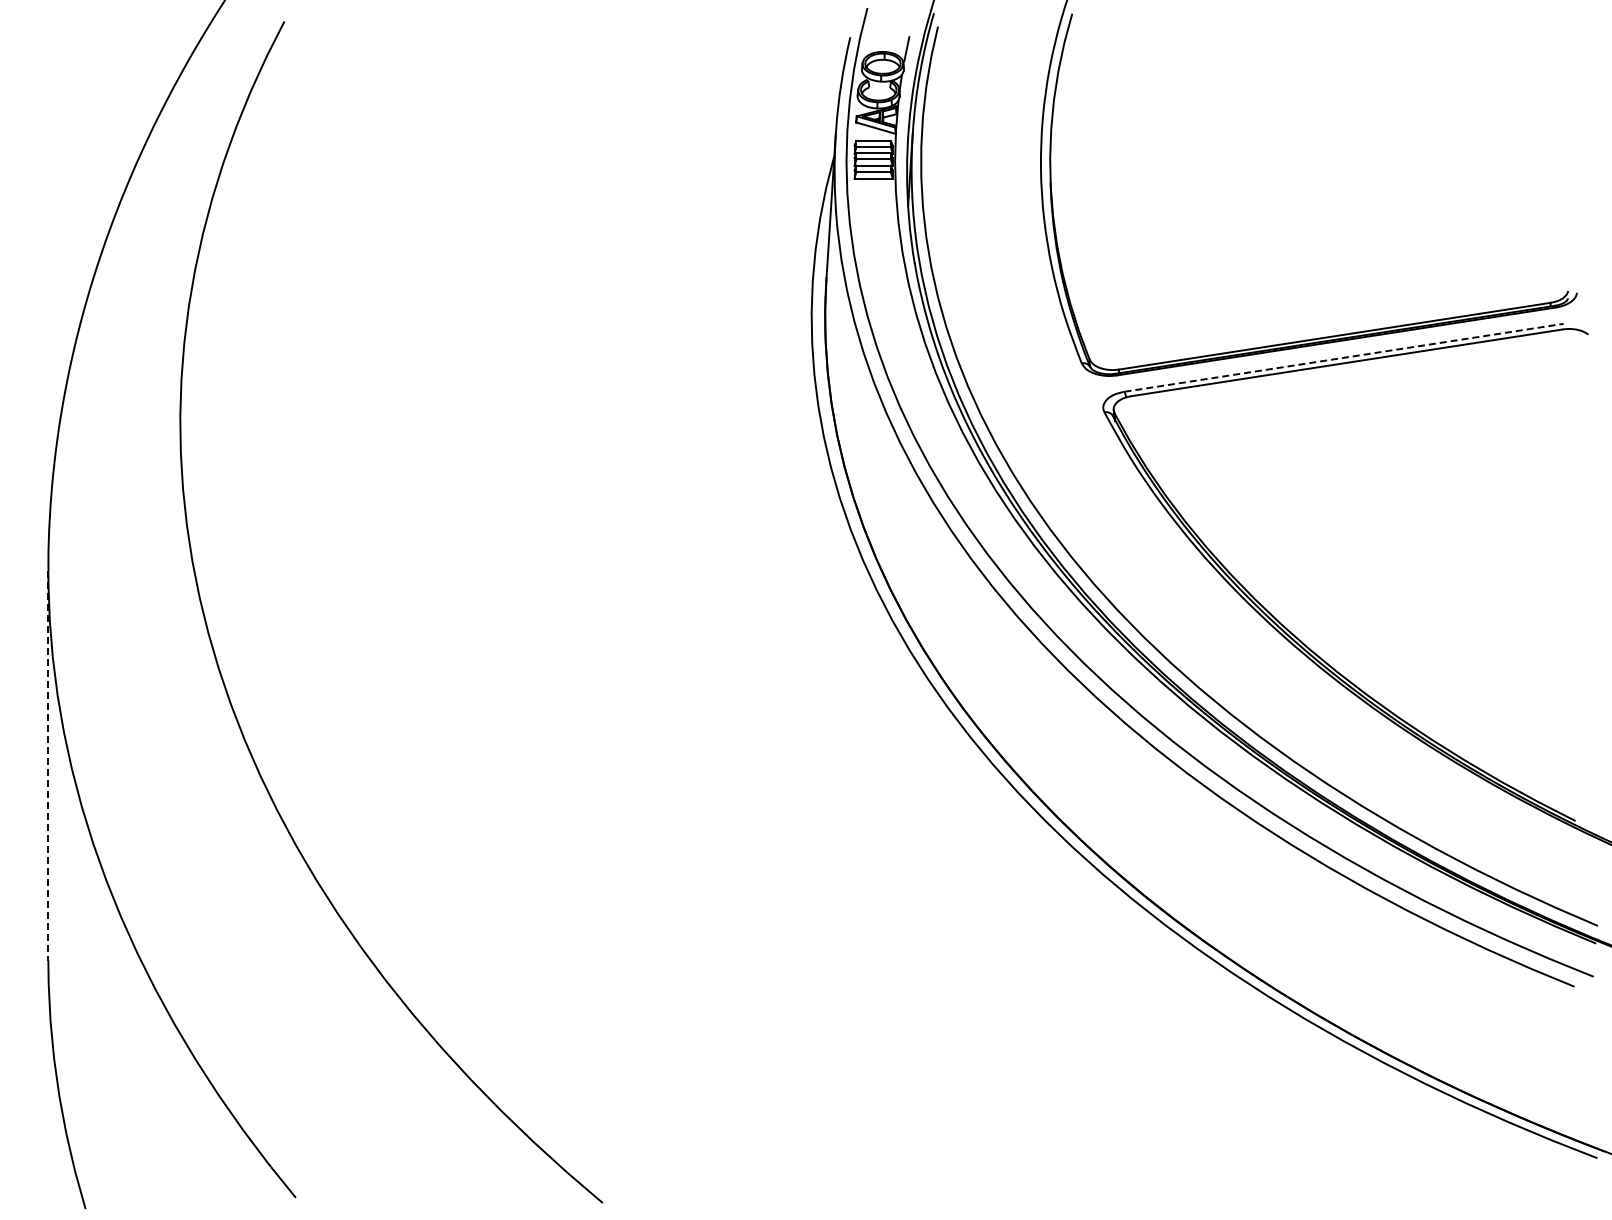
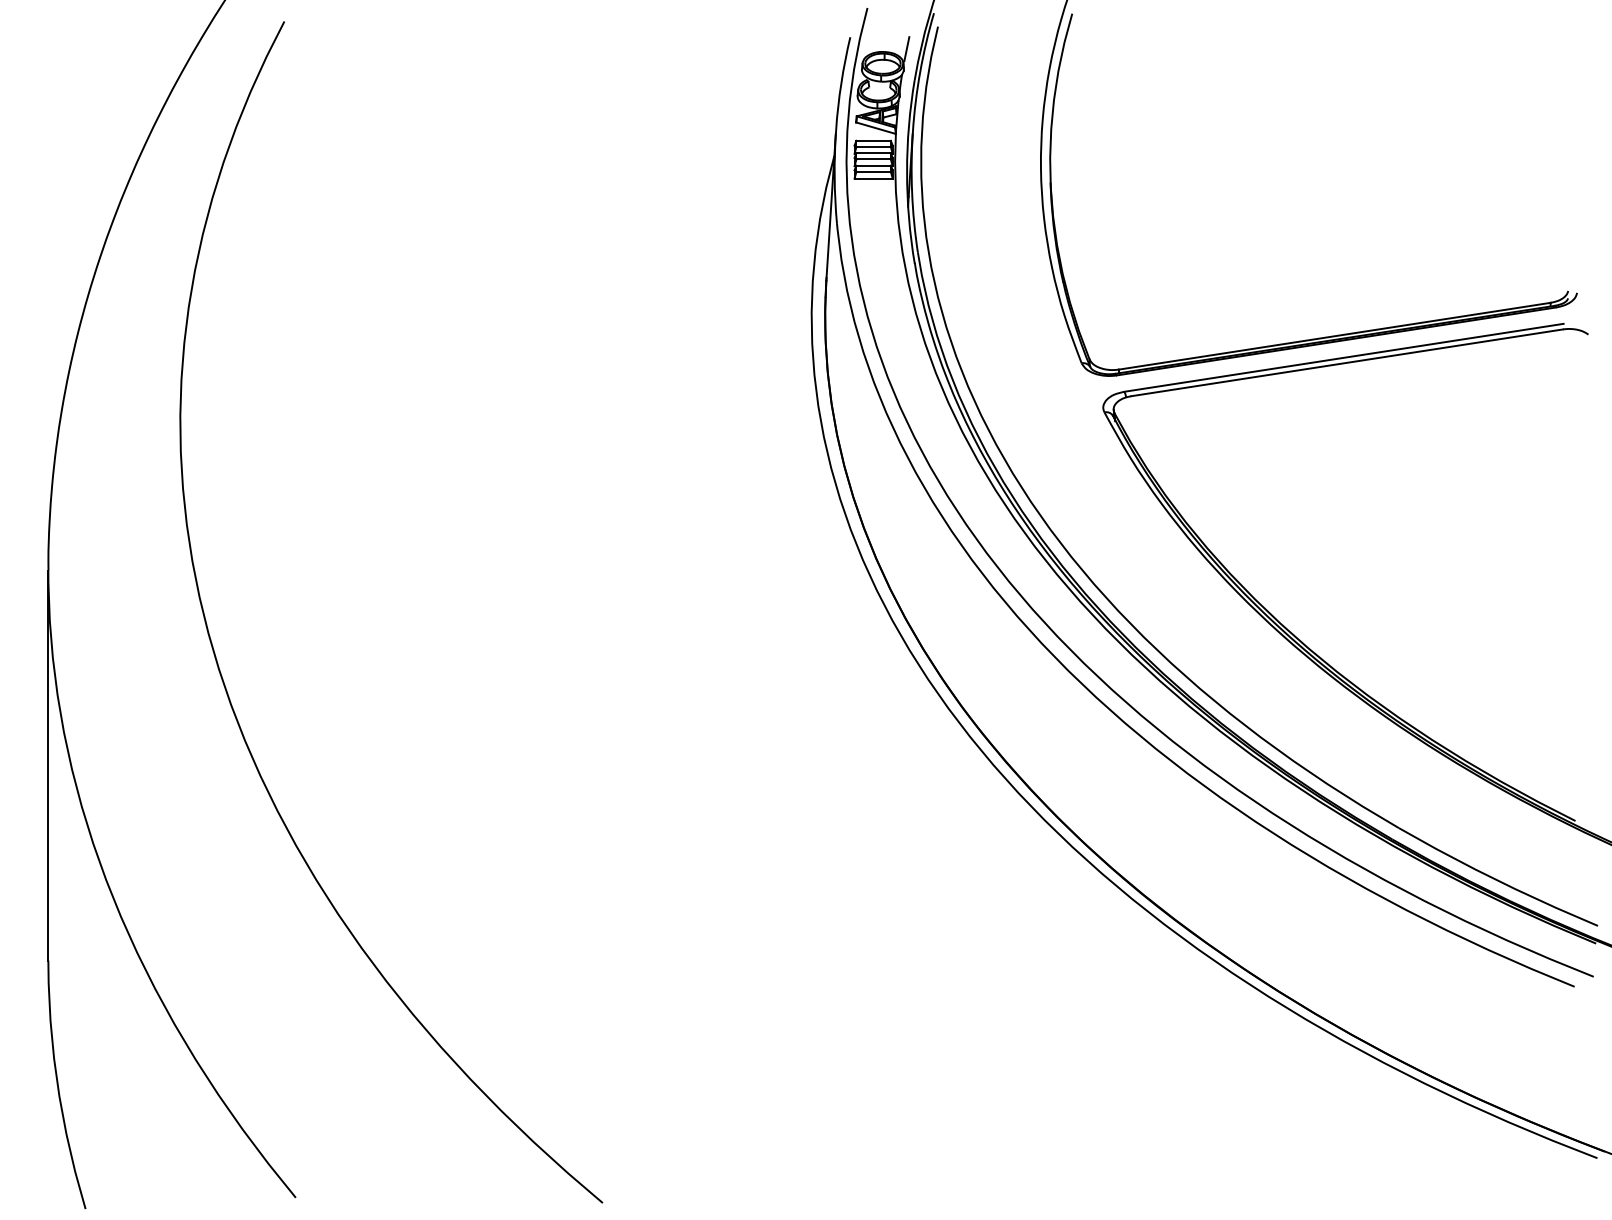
line: dashed -> solid (1344, 357)
line: dashed -> solid (48, 765)
